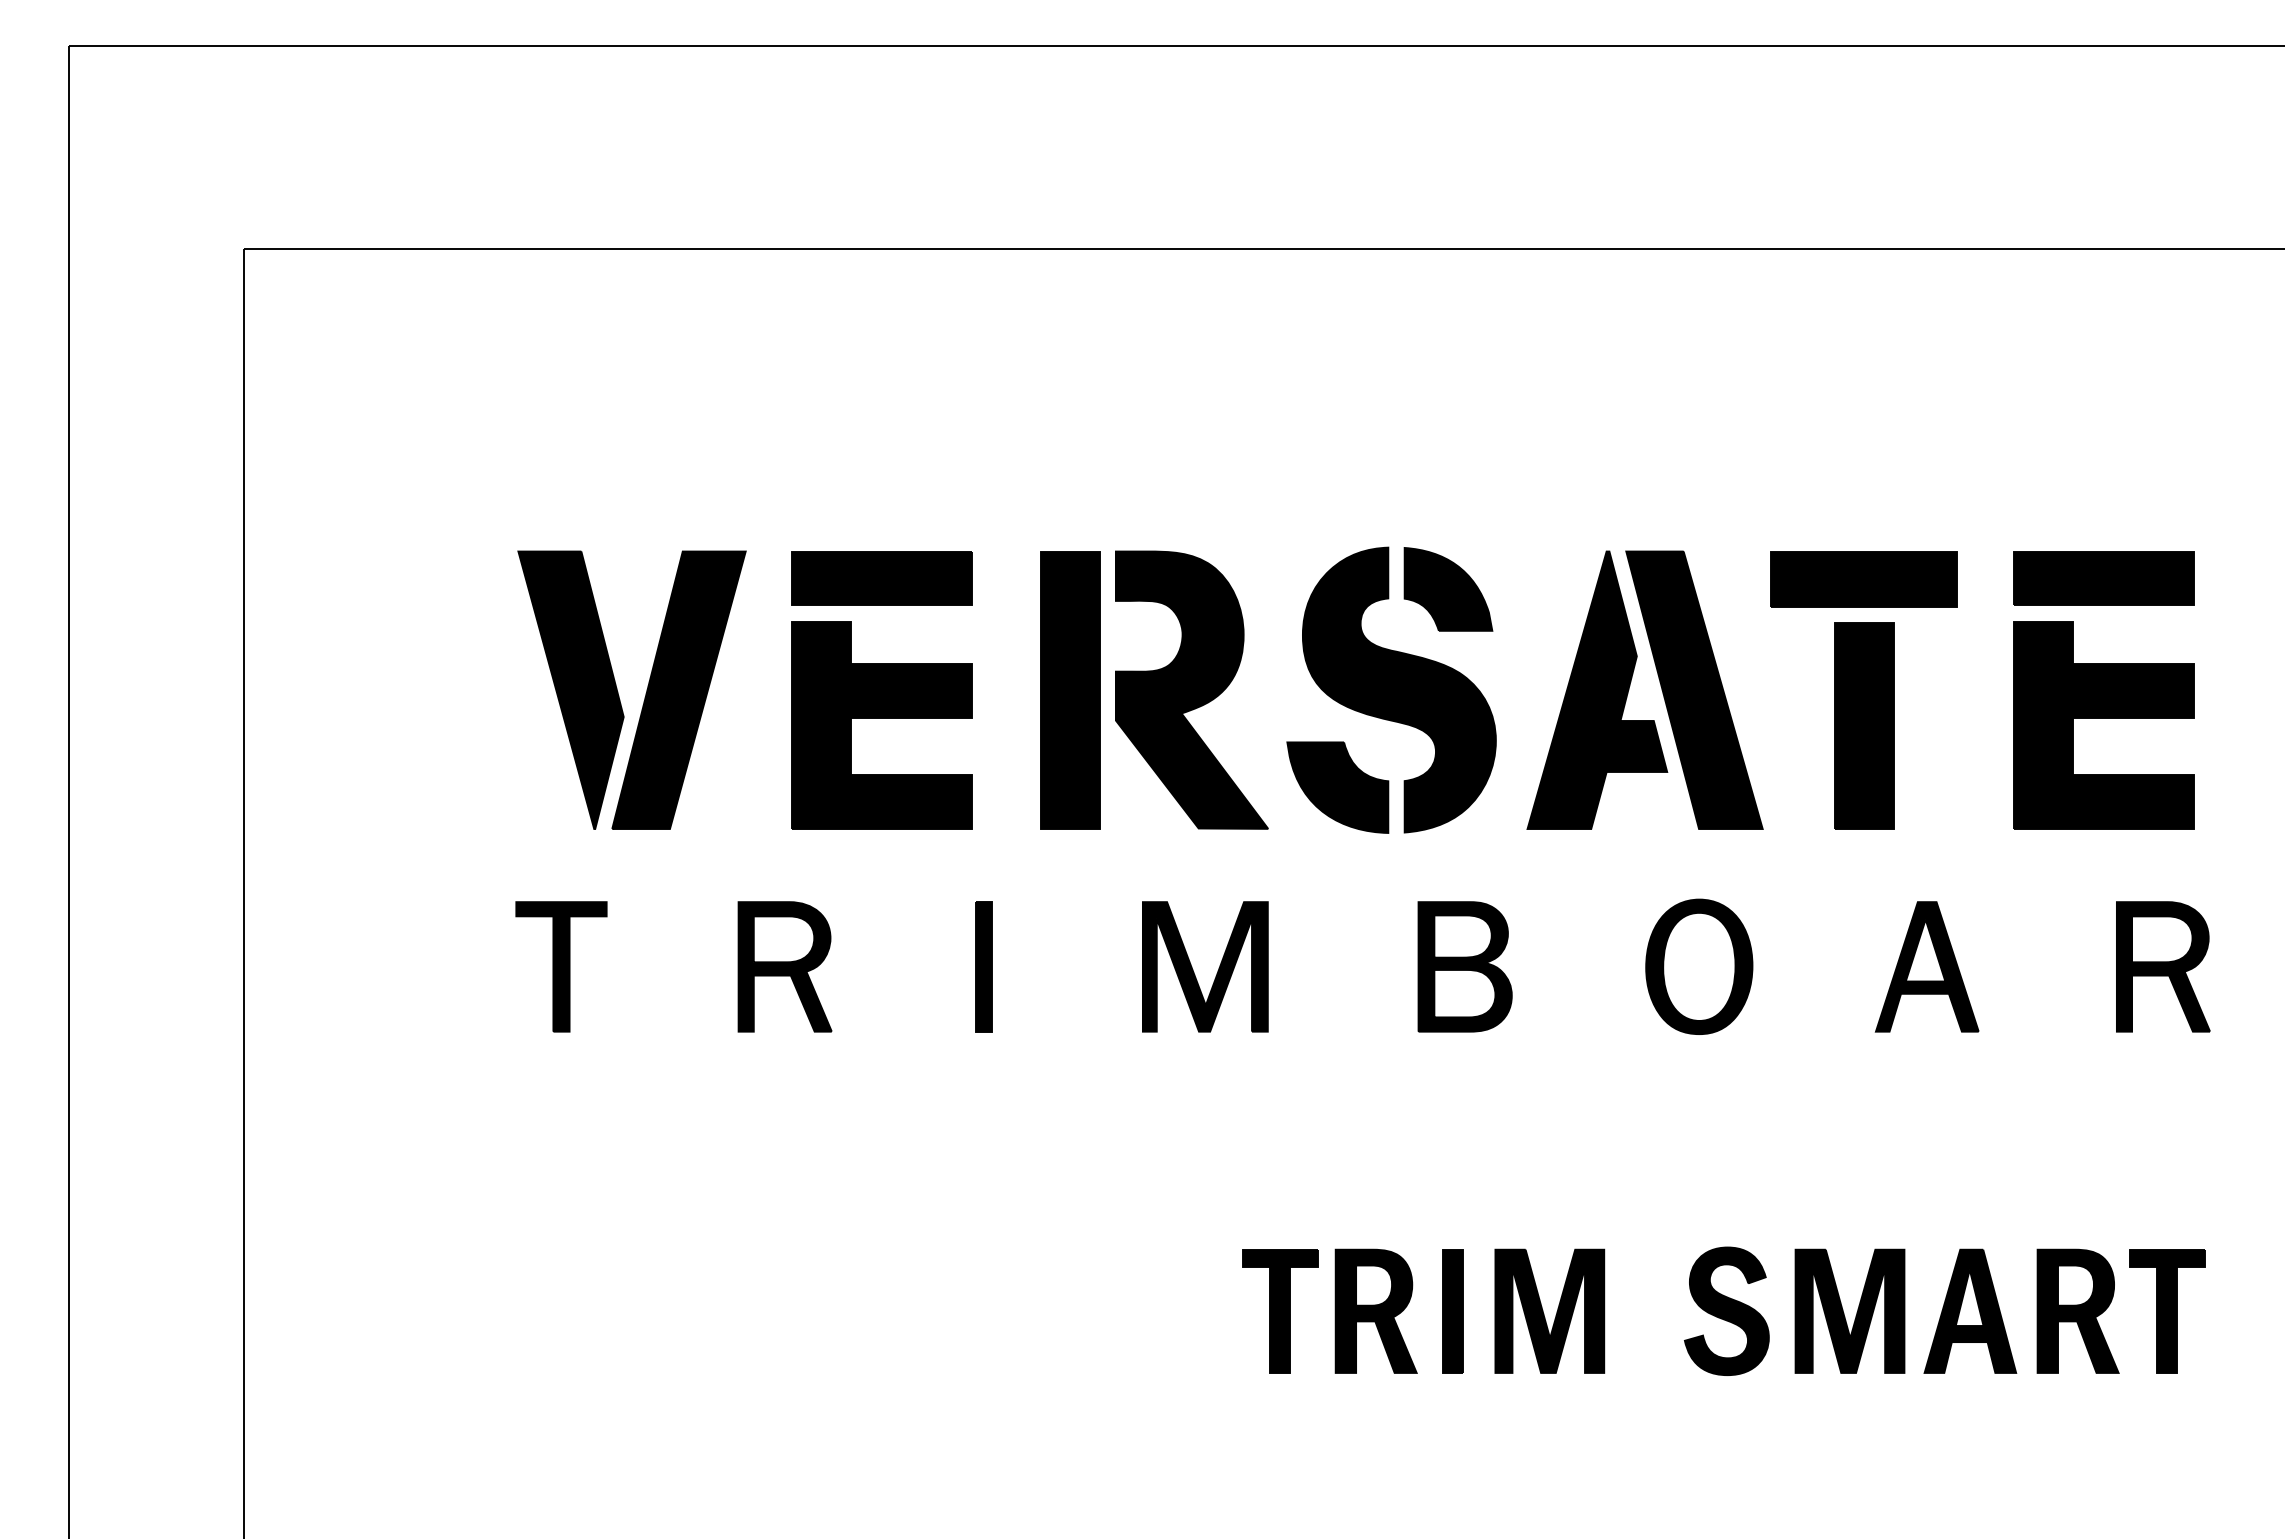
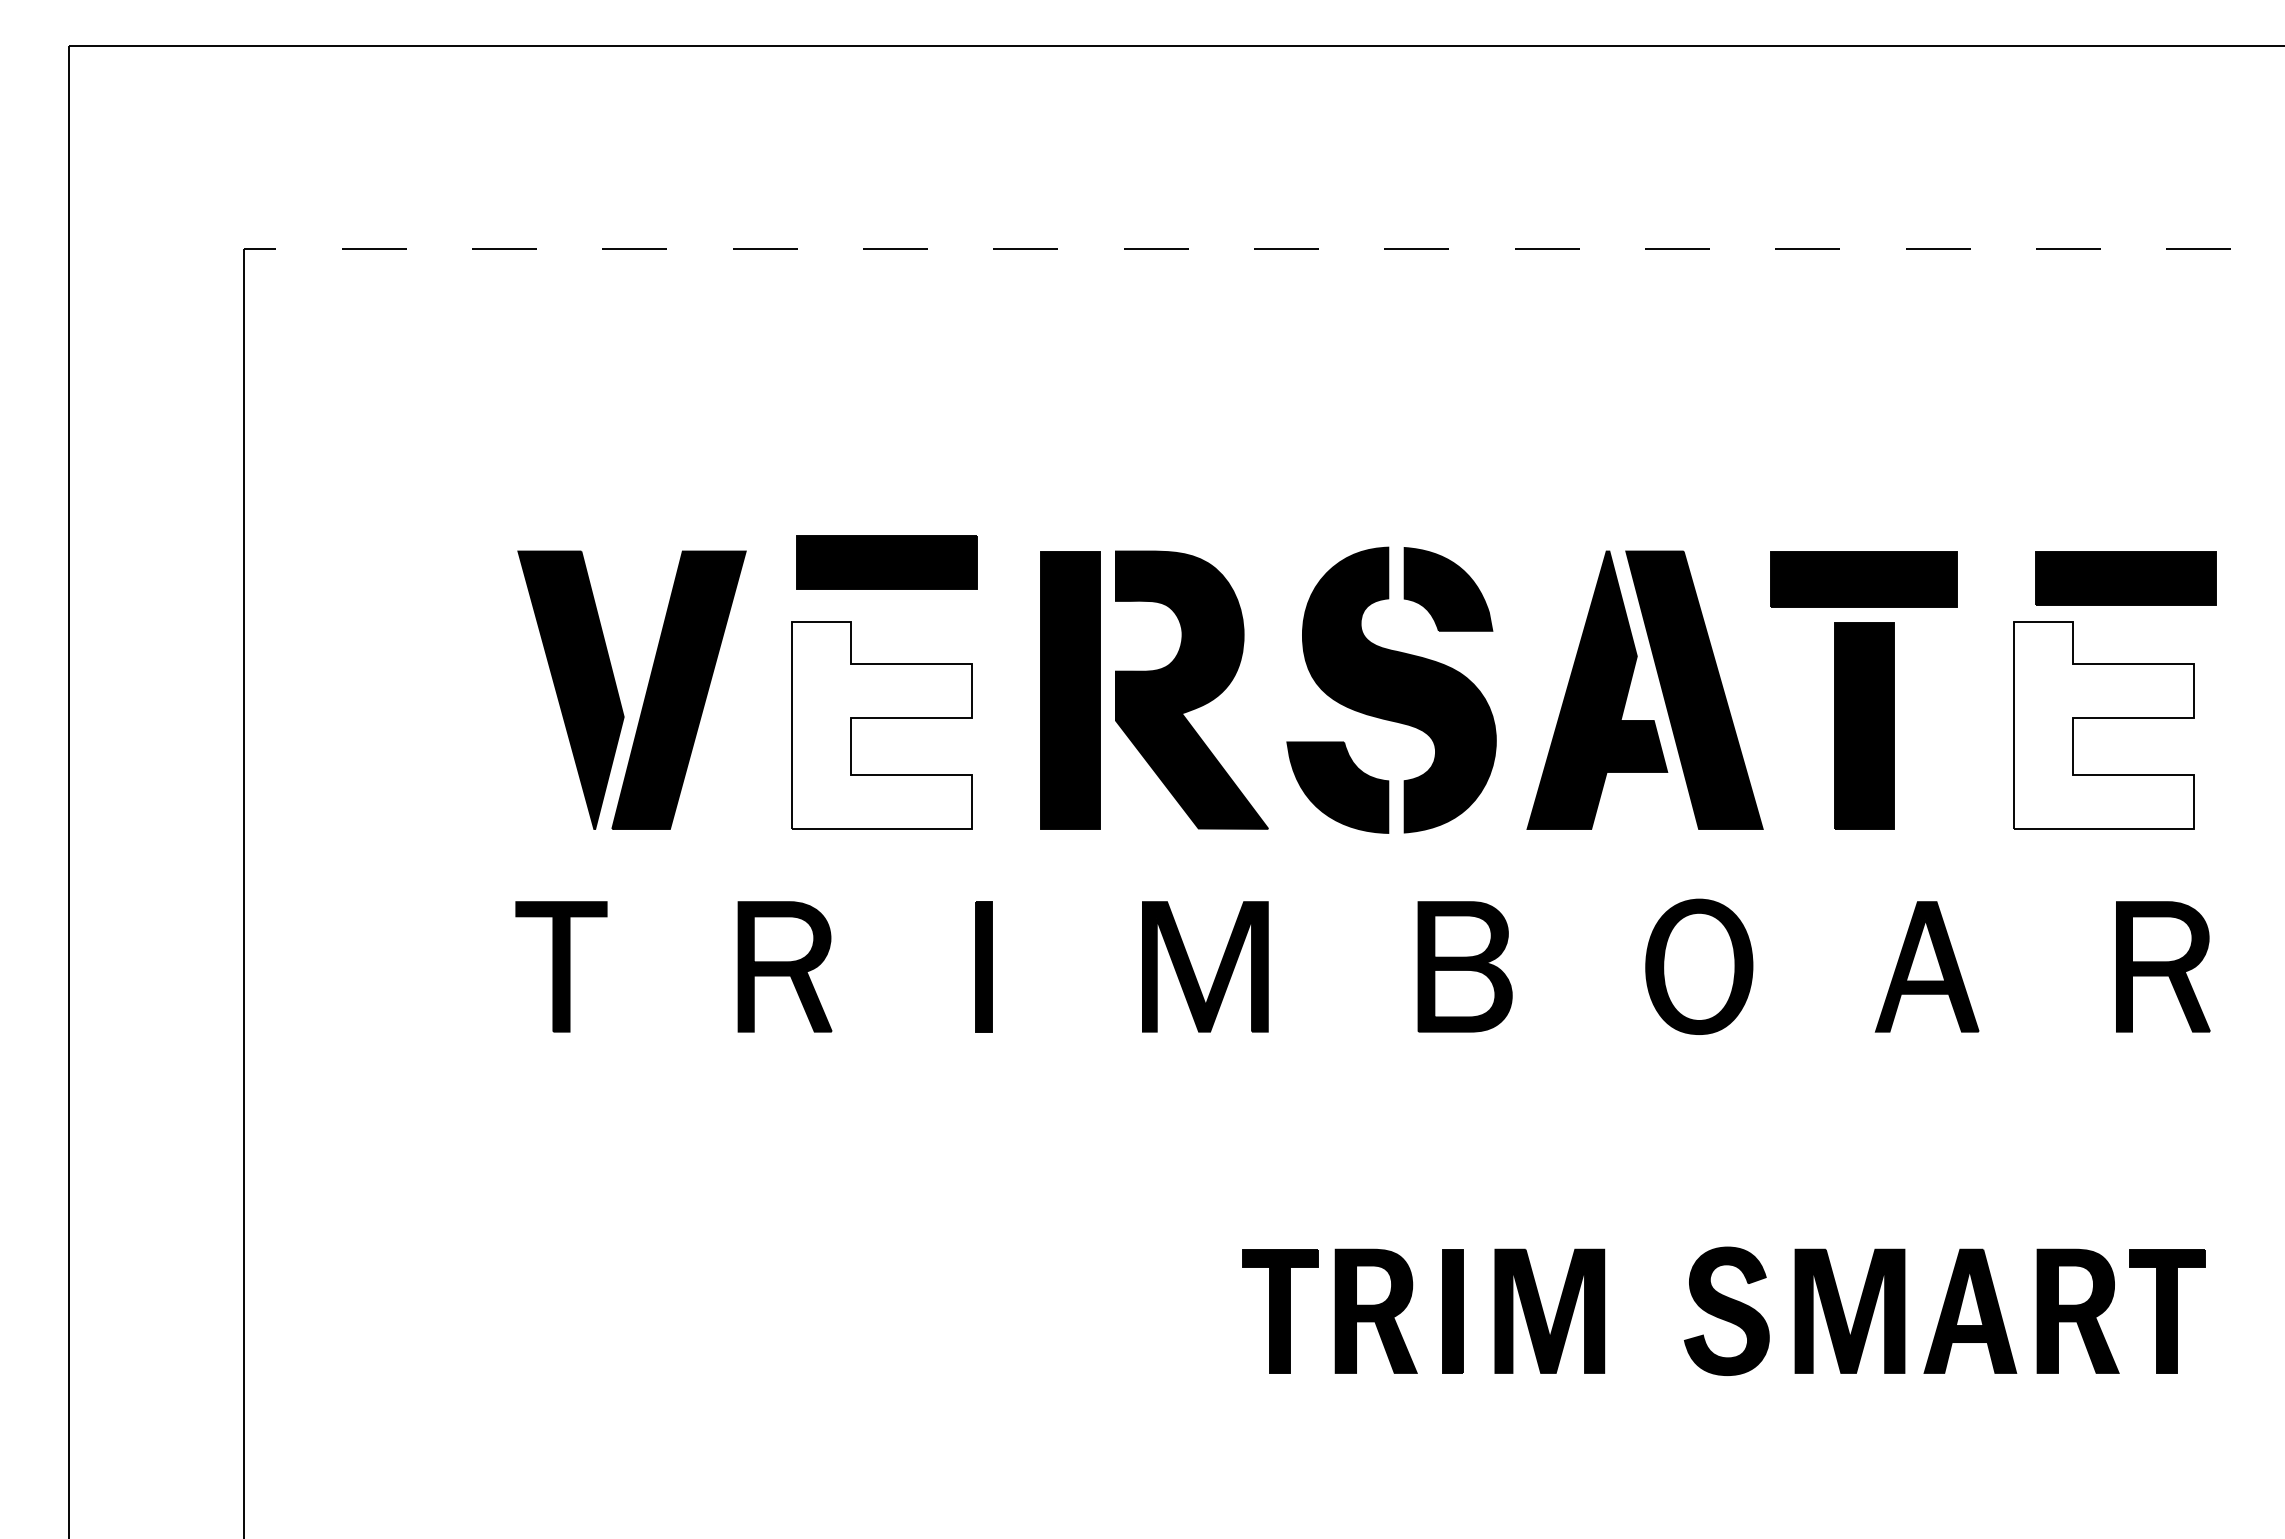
line: solid -> dashed (1264, 248)
part position: (881, 578) -> (886, 562) (886, 562)
part position: (2103, 578) -> (2125, 578) (2125, 578)
fill: present -> none (881, 724)
fill: present -> none (2104, 724)
